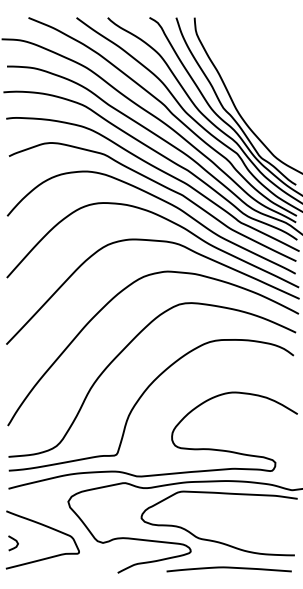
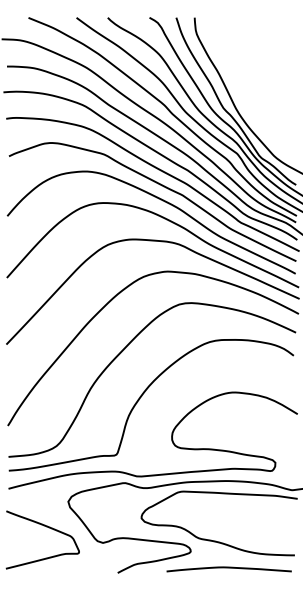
curve: present -> none (15, 541)
